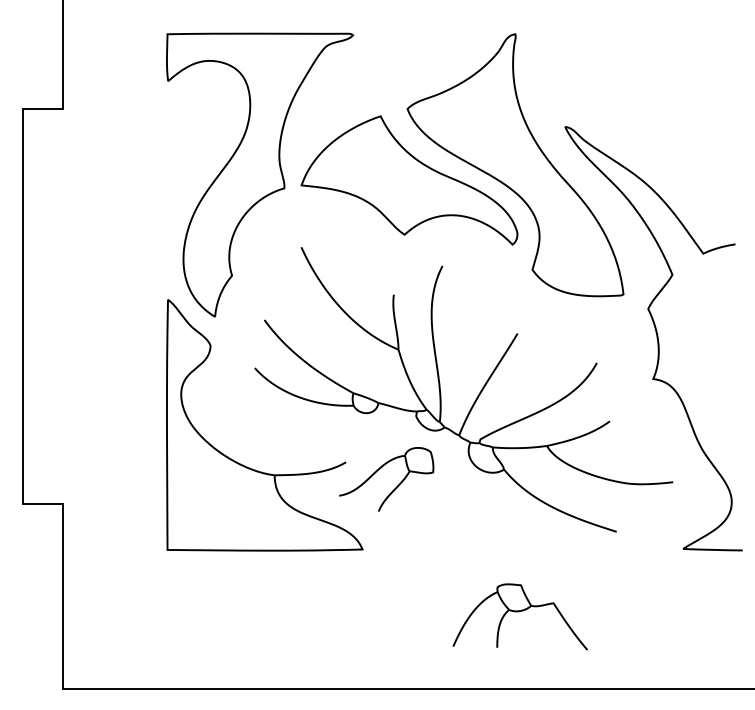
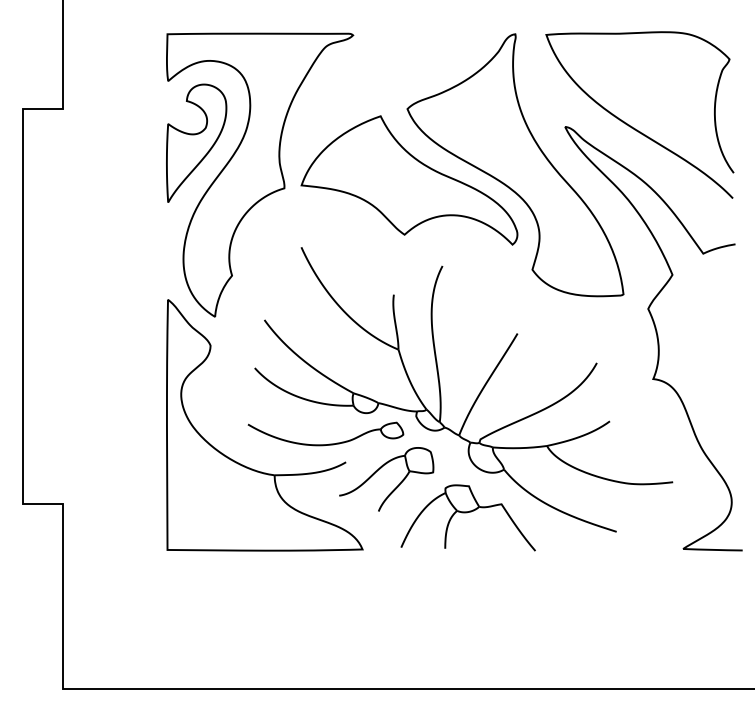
curve: none -> present (632, 126)
part: none -> present (196, 142)
part: none -> present (329, 443)
part position: (519, 616) -> (467, 517) (467, 517)
